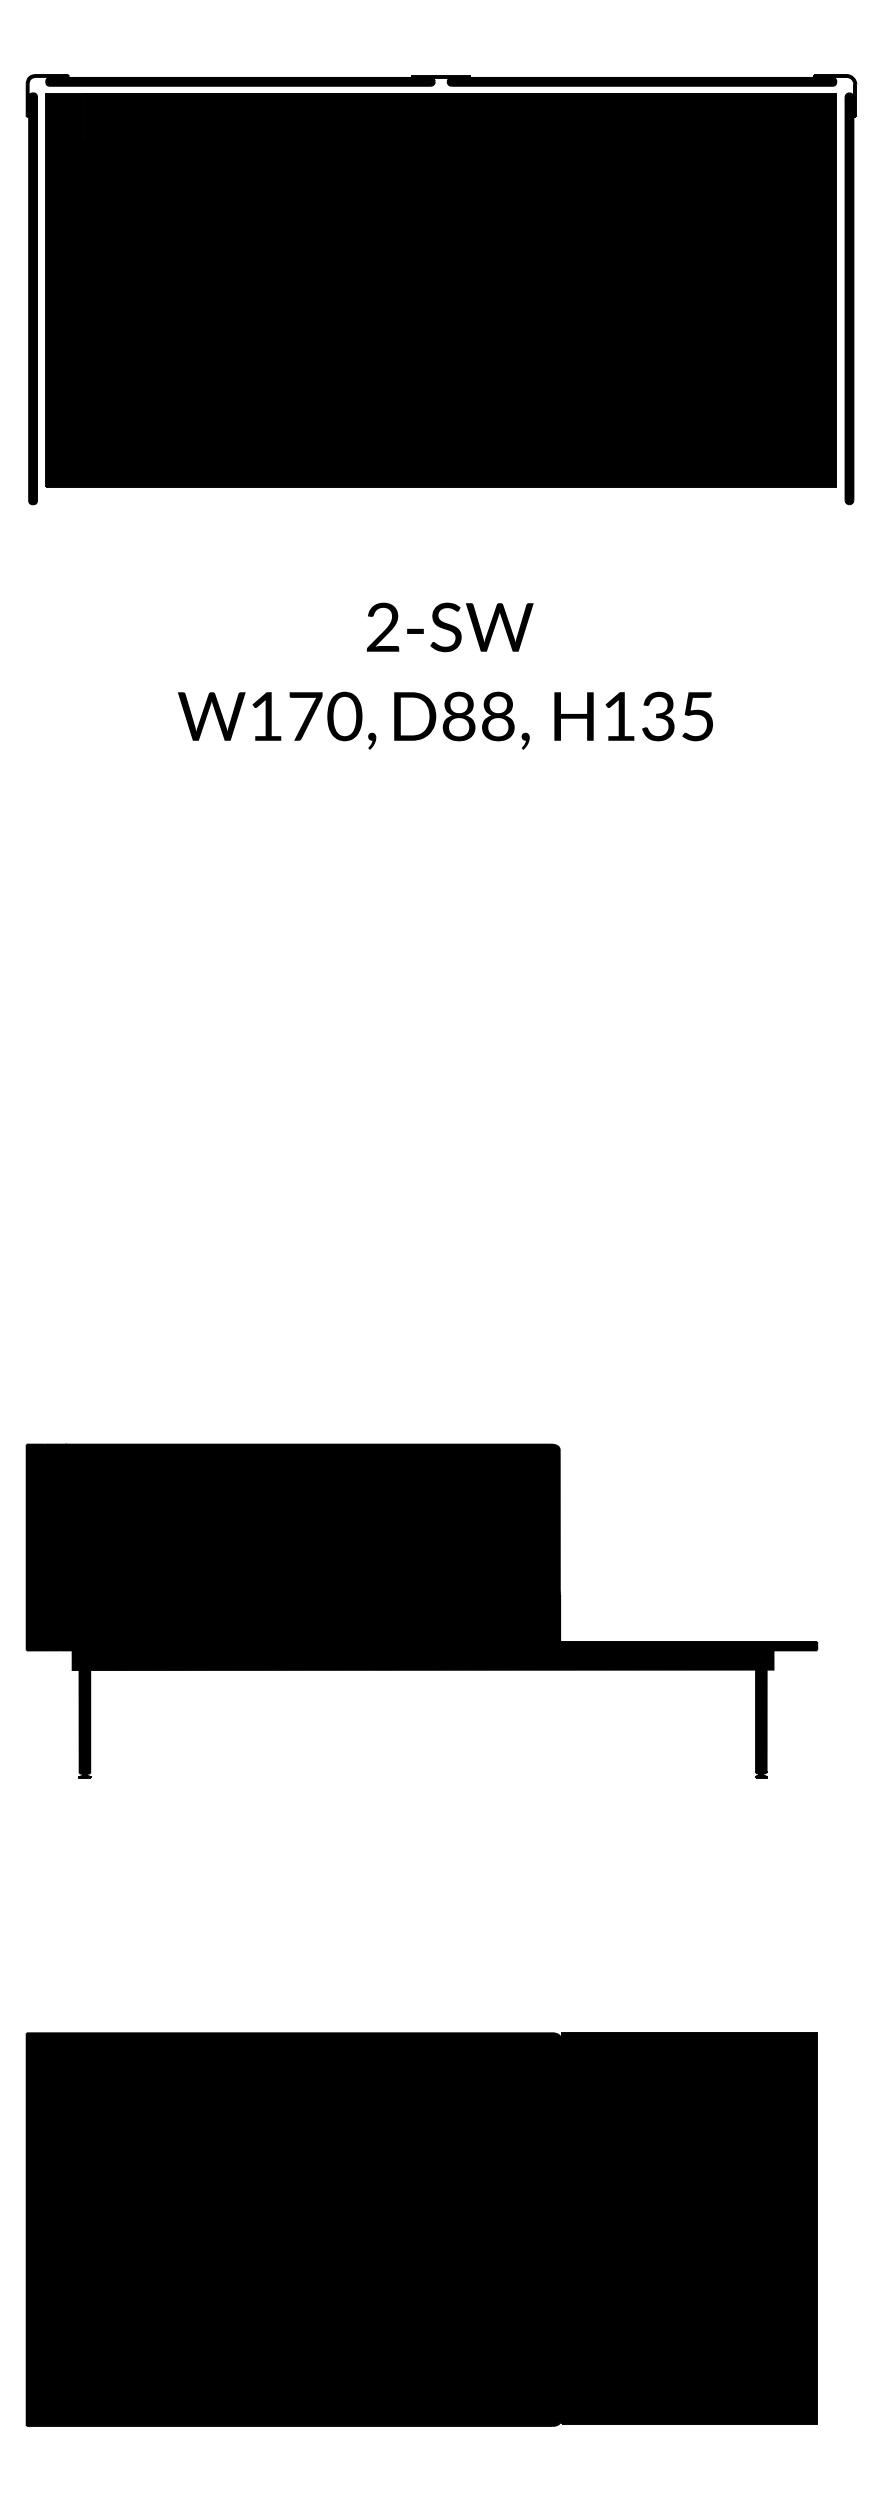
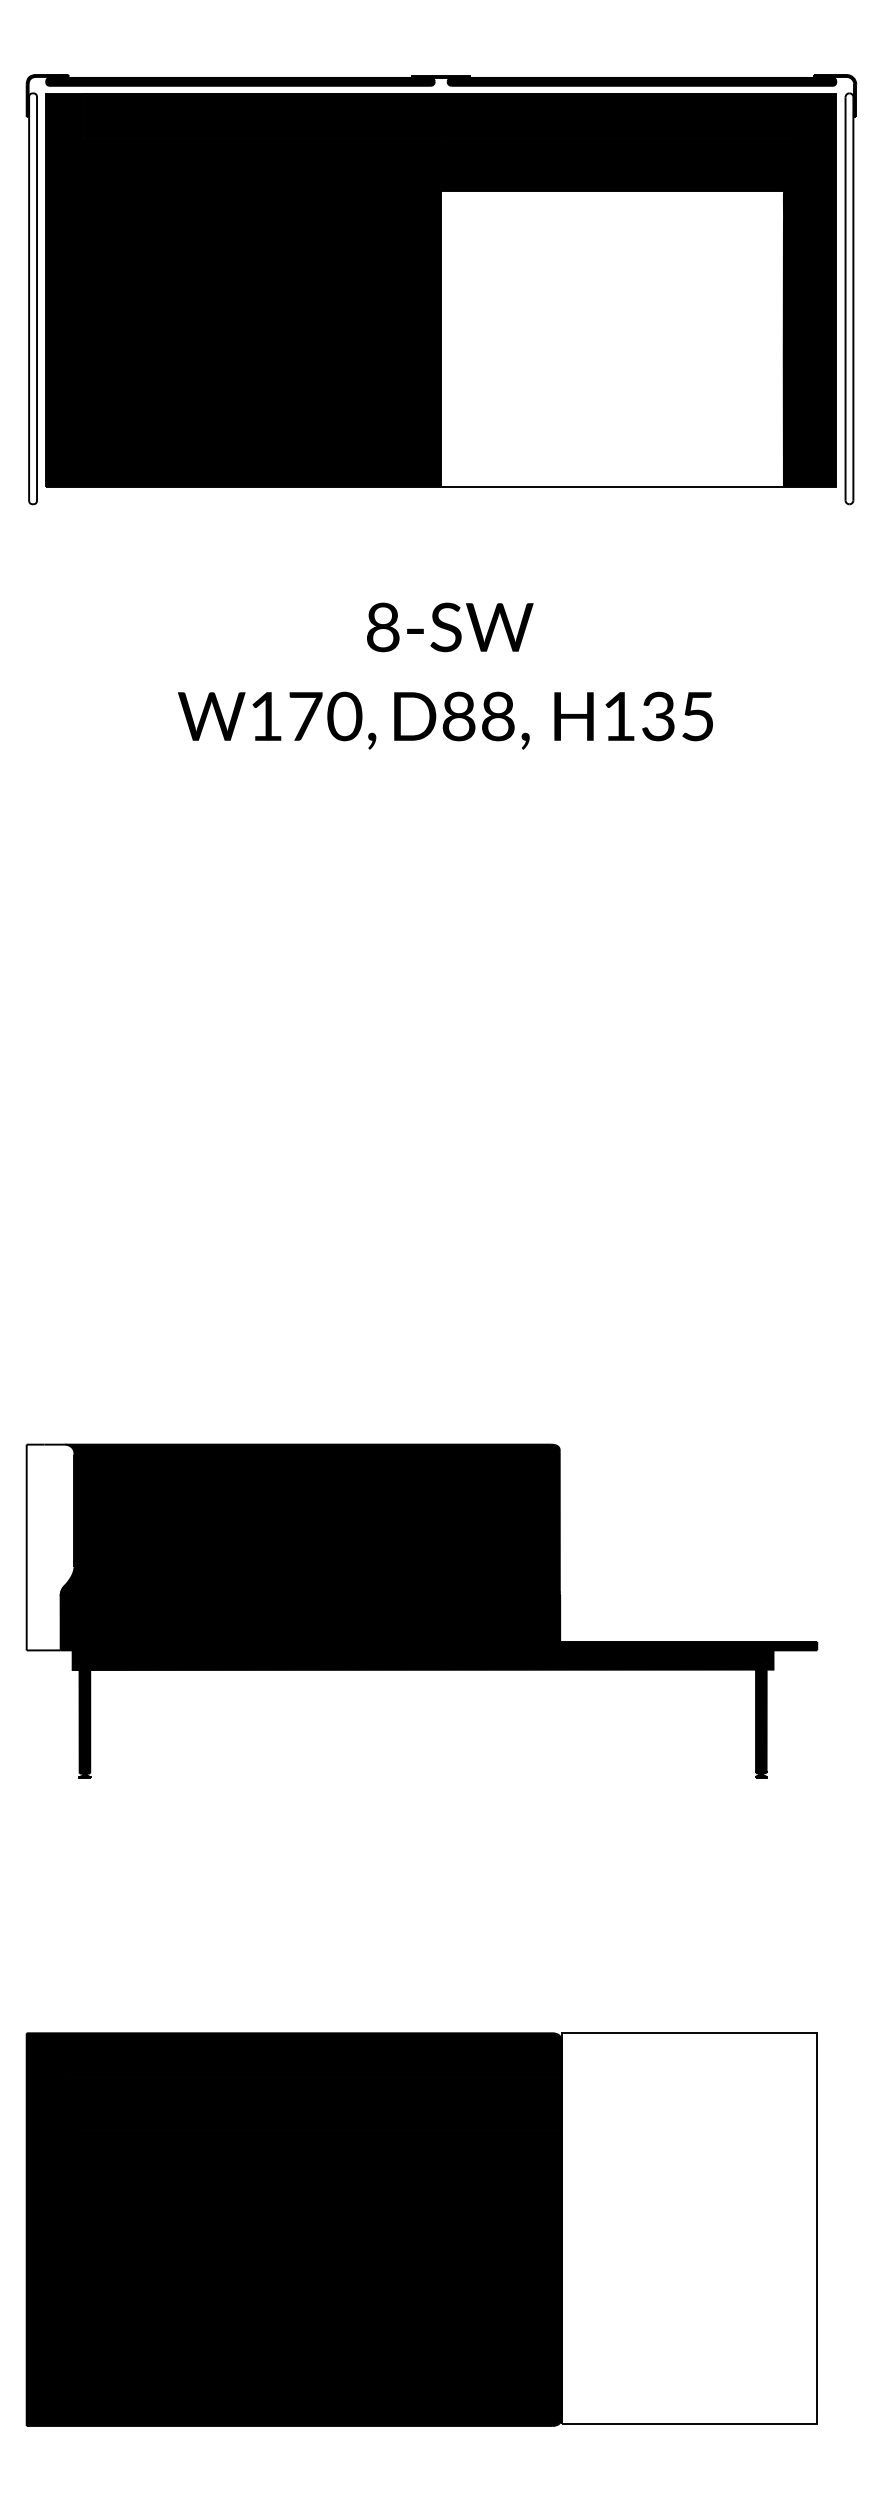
fill: present -> none (33, 298)
fill: present -> none (849, 298)
fill: present -> none (612, 338)
text: 2-SW -> 8-SW (382, 627)
fill: present -> none (50, 1547)
fill: present -> none (688, 2228)
